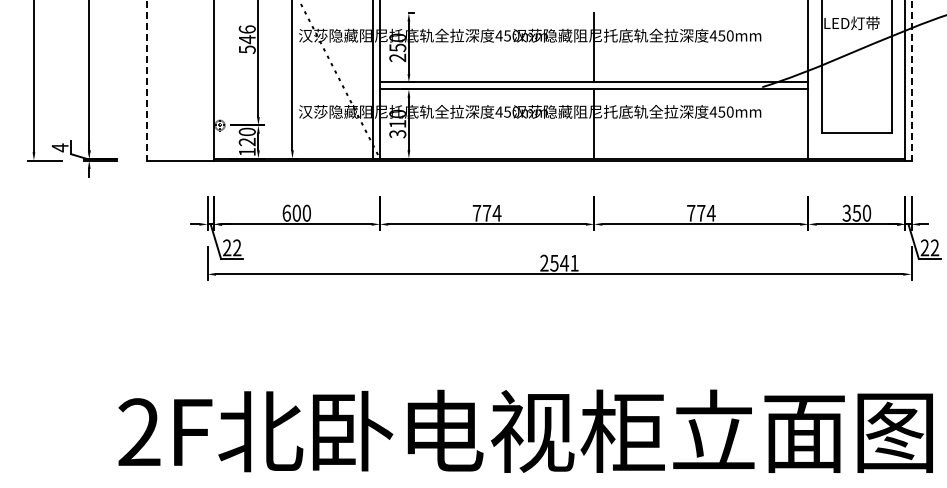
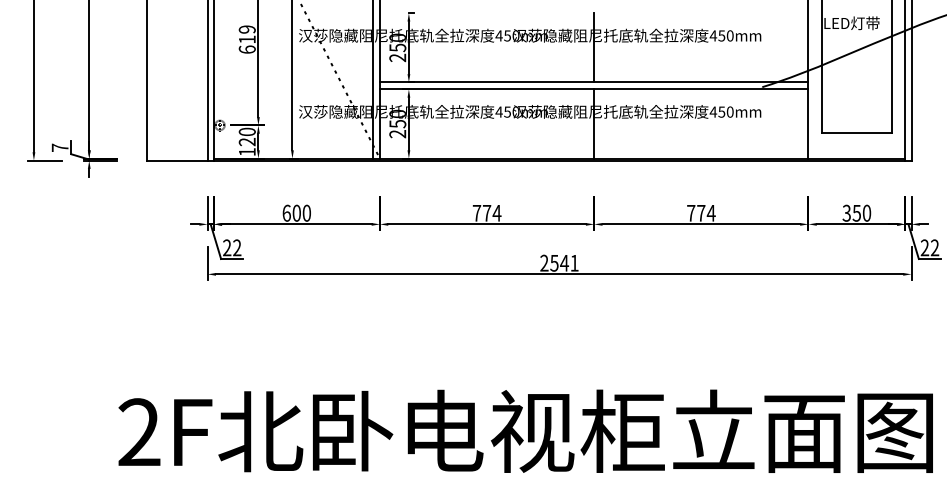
text: 546 -> 619 (246, 39)
line: dashed -> solid (147, 80)
line: dashed -> solid (911, 80)
line: none -> present (207, 81)
text: 310 -> 250 (397, 129)
text: 4 -> 7 (59, 147)
